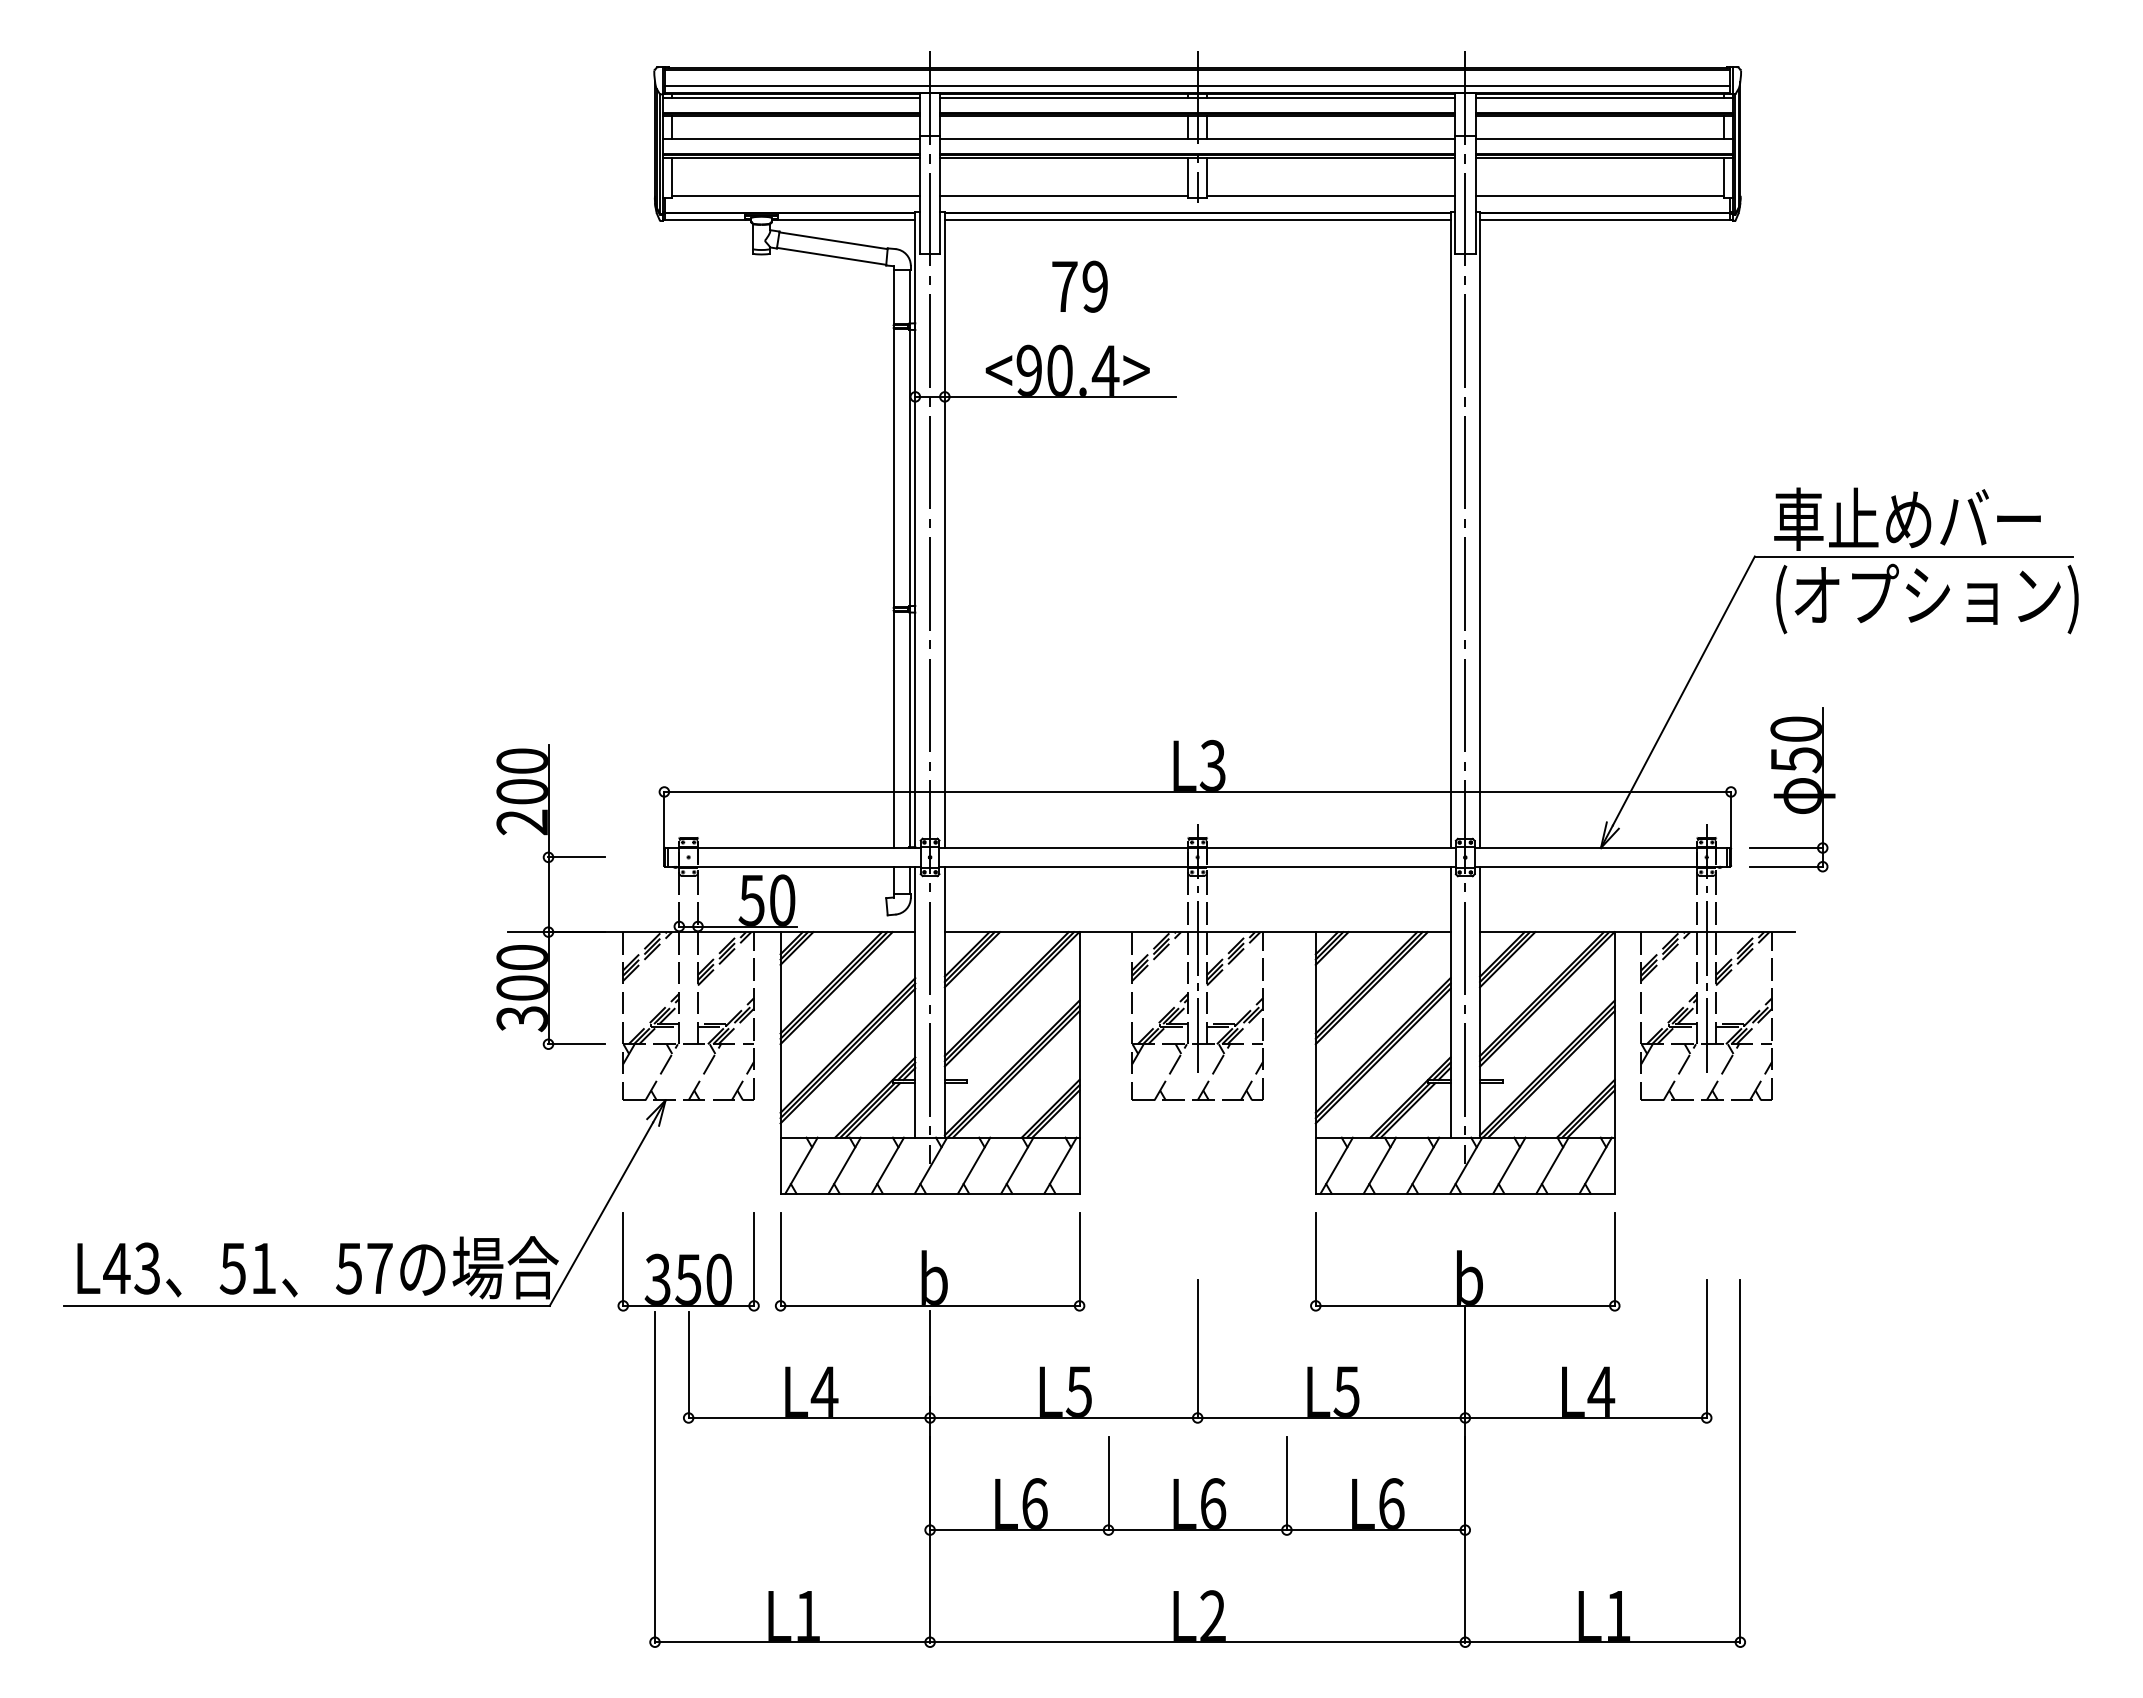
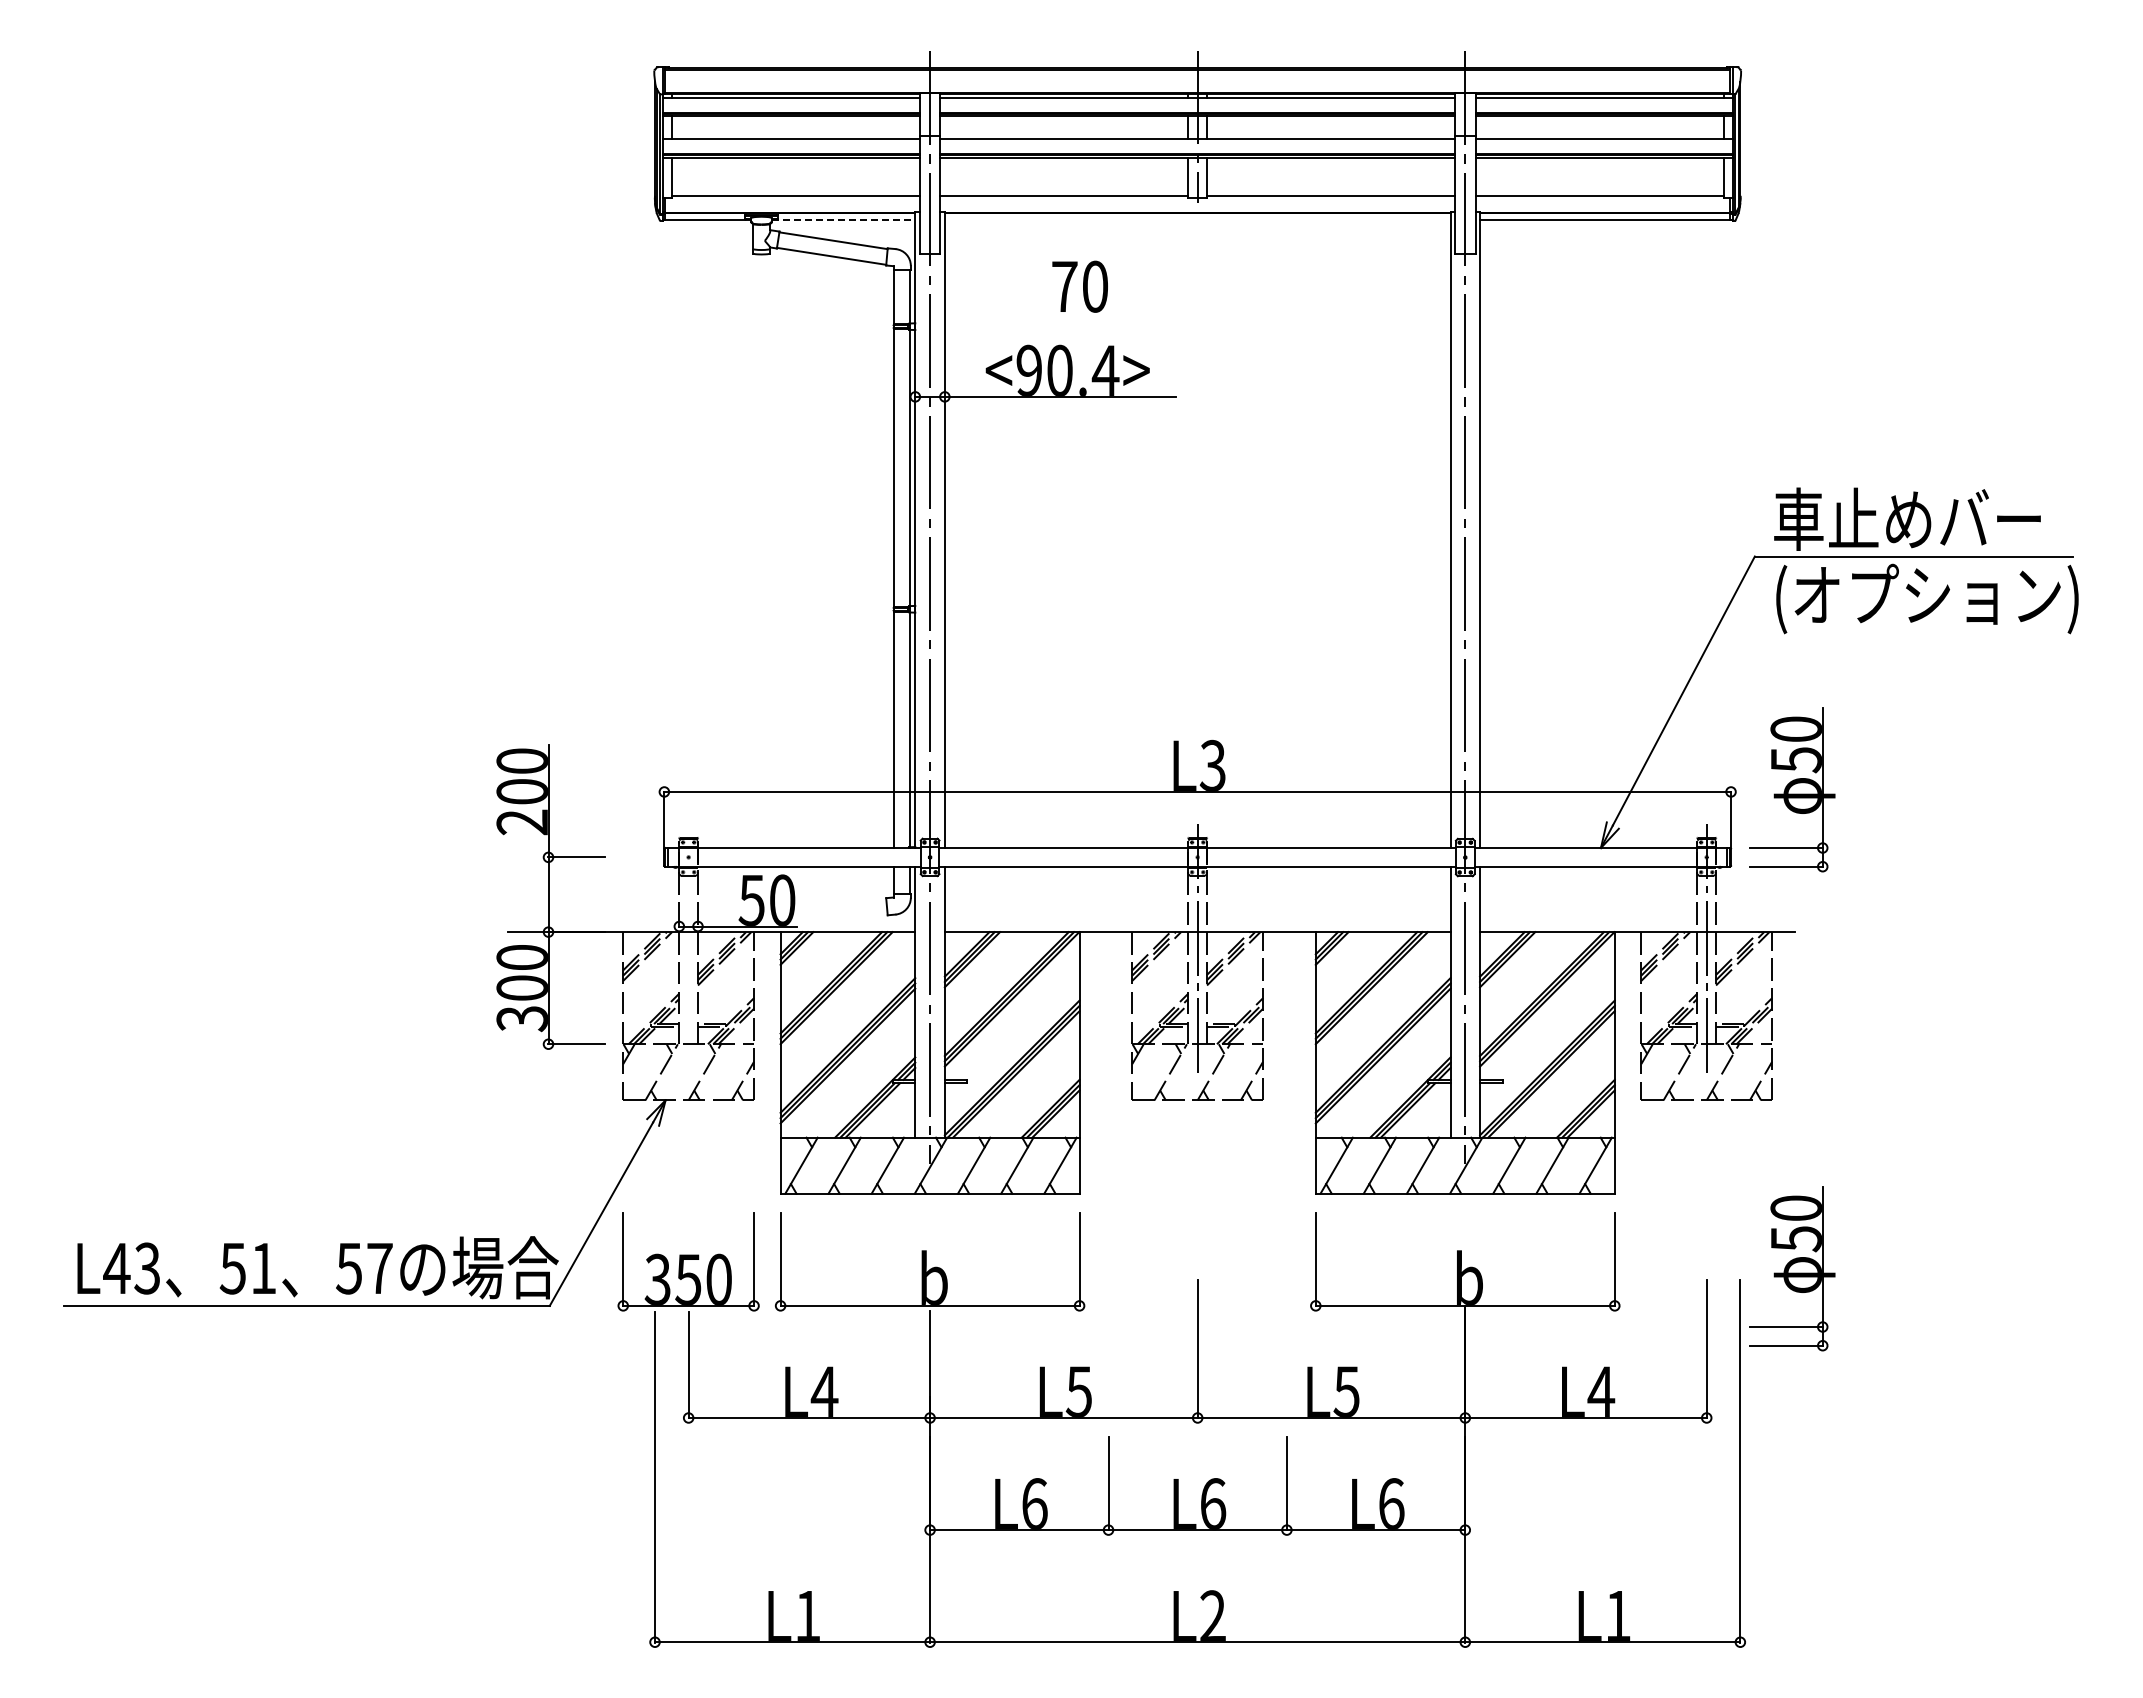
line: present -> none (1197, 86)
line: solid -> dashed (843, 219)
line: present -> none (1197, 219)
text: 79 -> 70 (1094, 286)
part: none -> present (1792, 1268)
